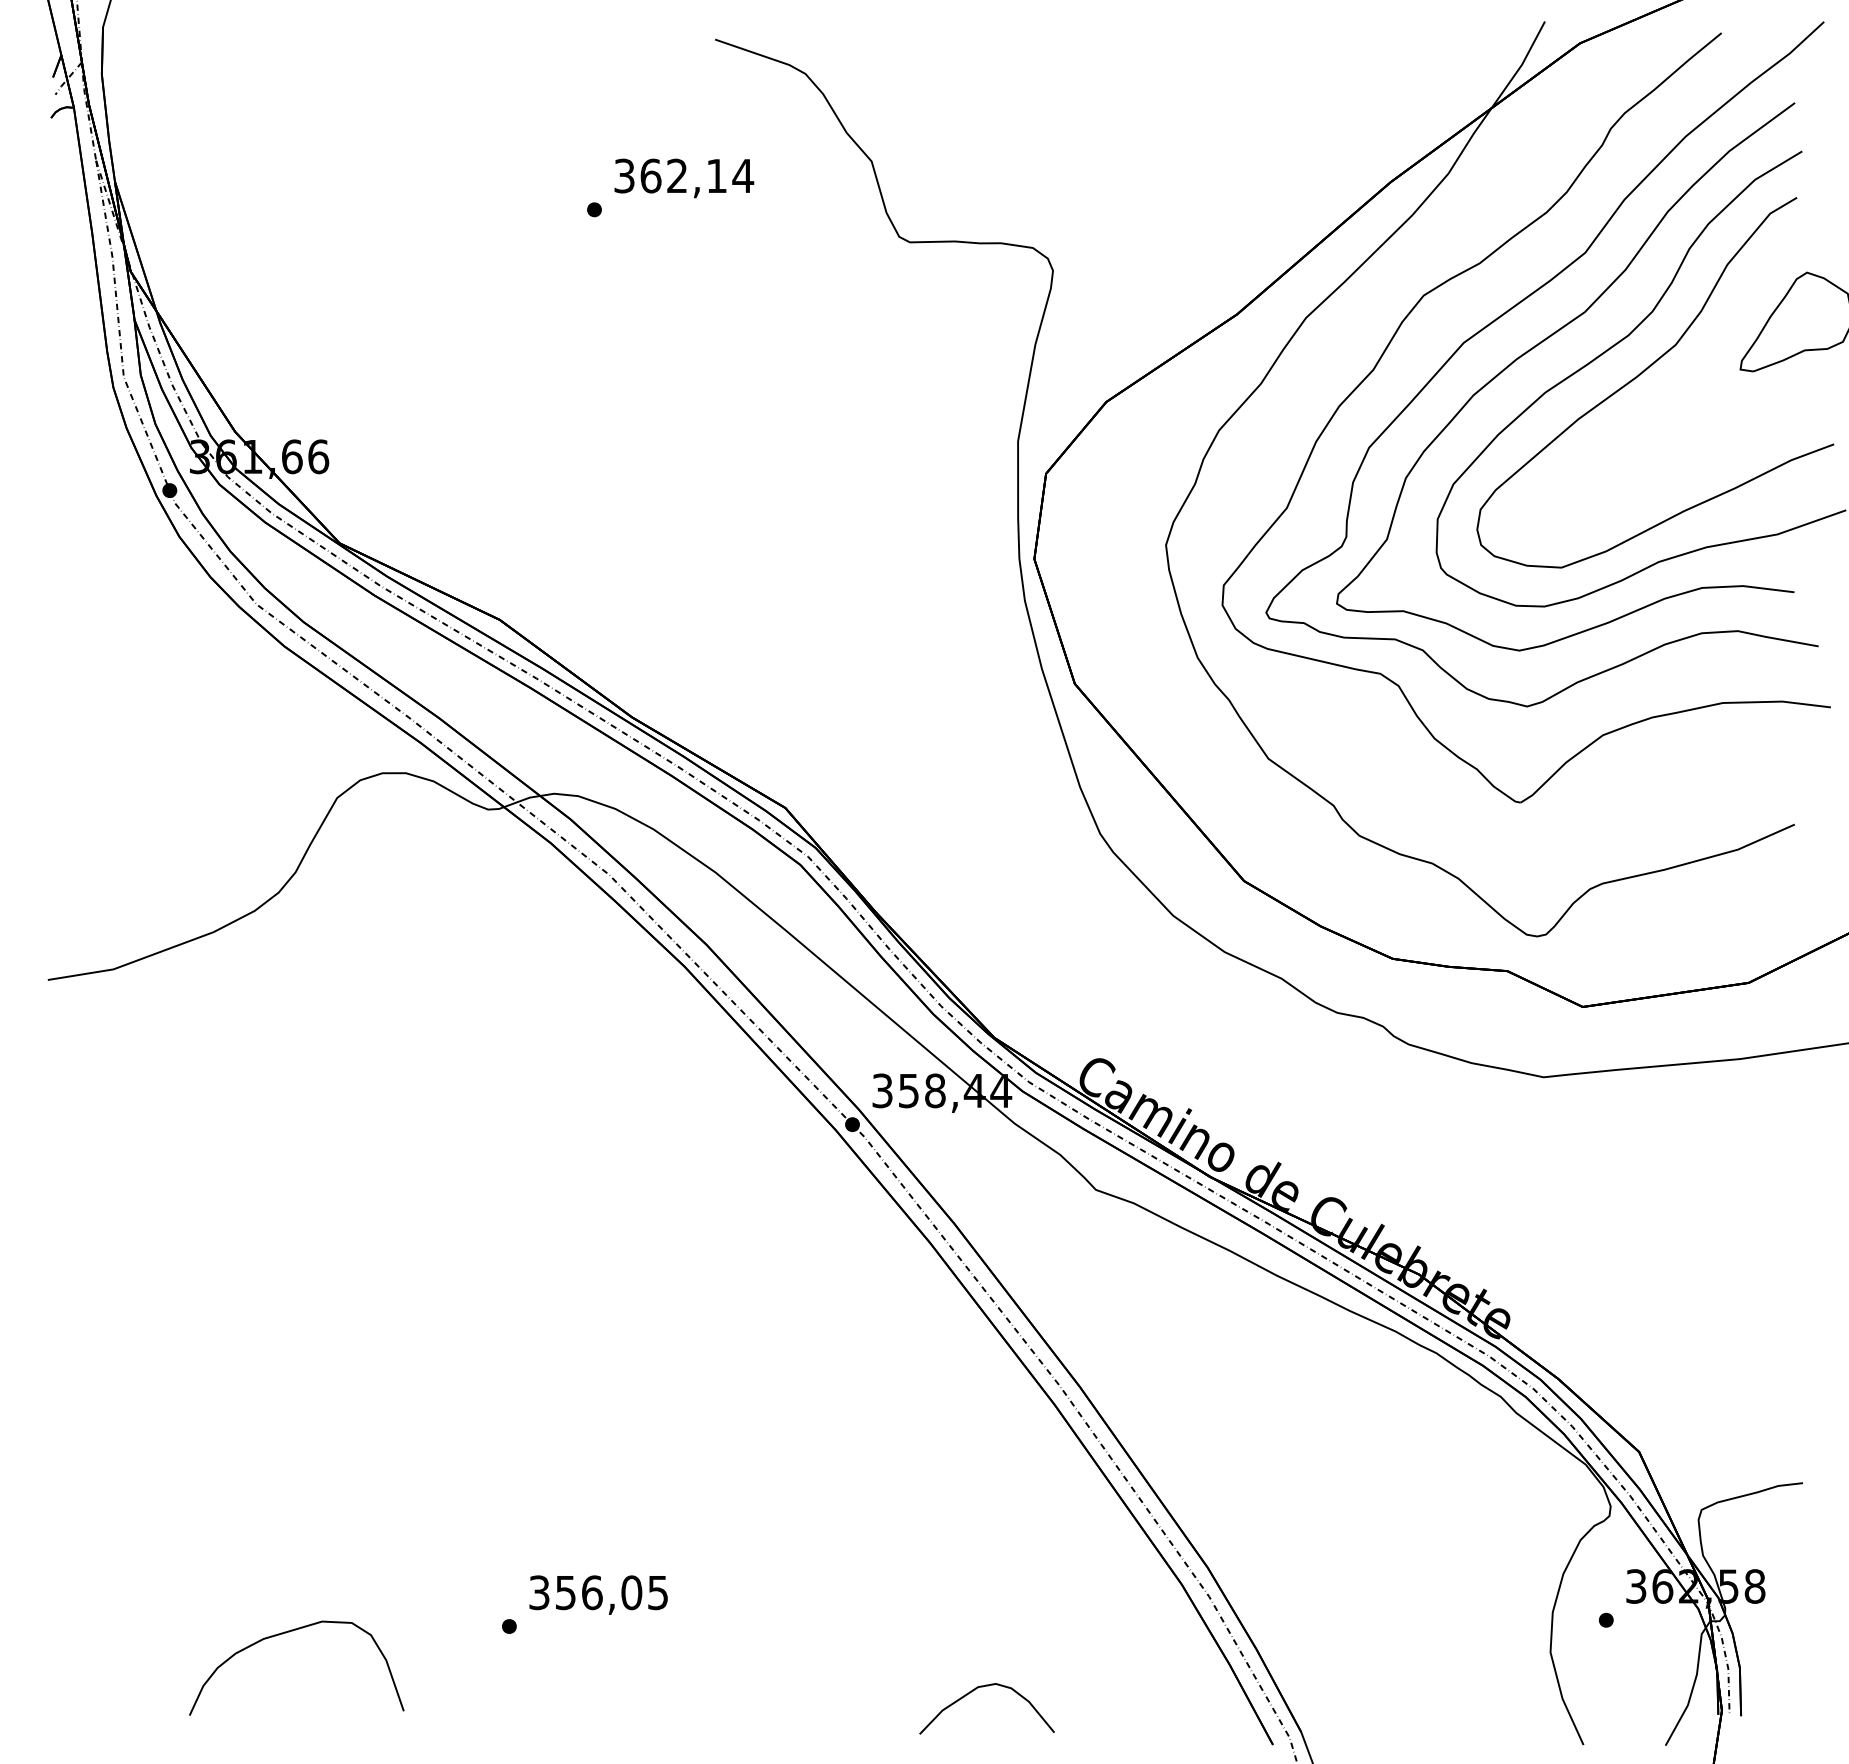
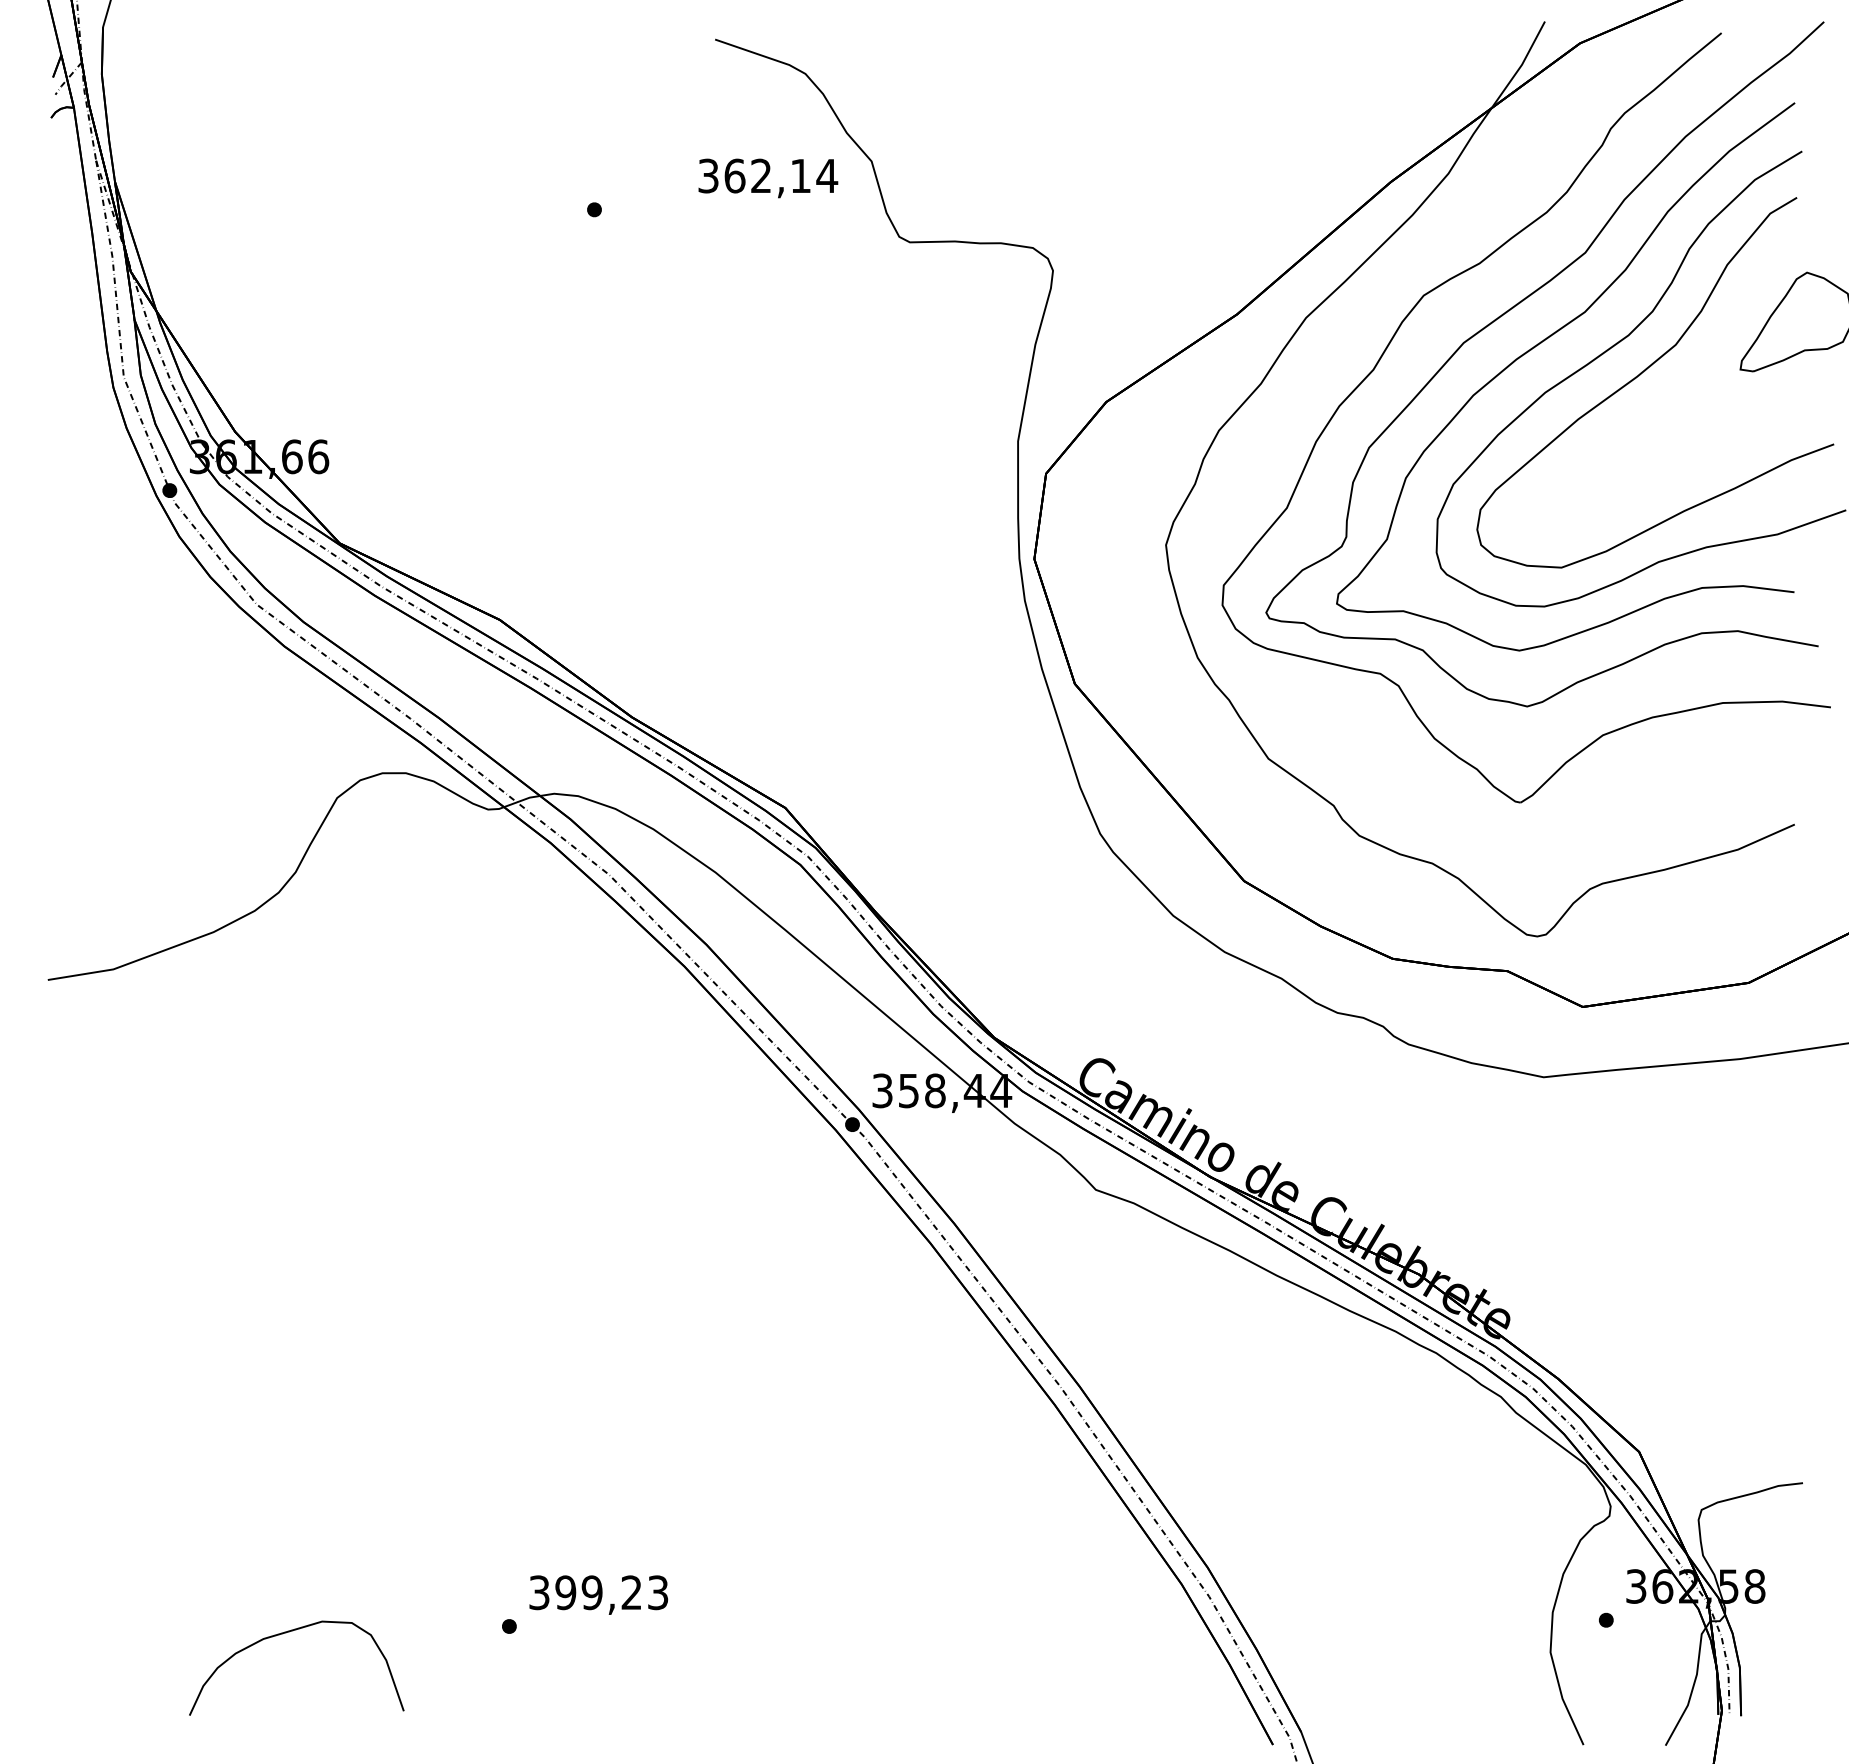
text position: (684, 178) -> (768, 178) (768, 178)
text: 356,05 -> 399,23 (611, 1592)
curve: present -> none (983, 1687)
